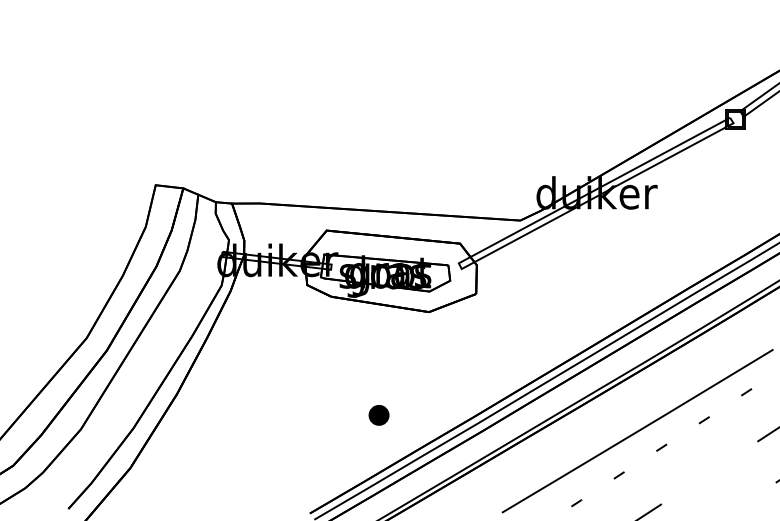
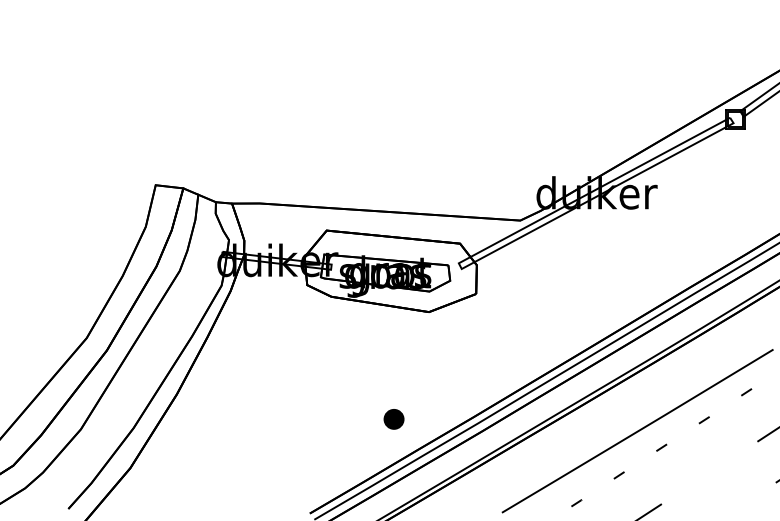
part position: (378, 415) -> (393, 419) (393, 419)
